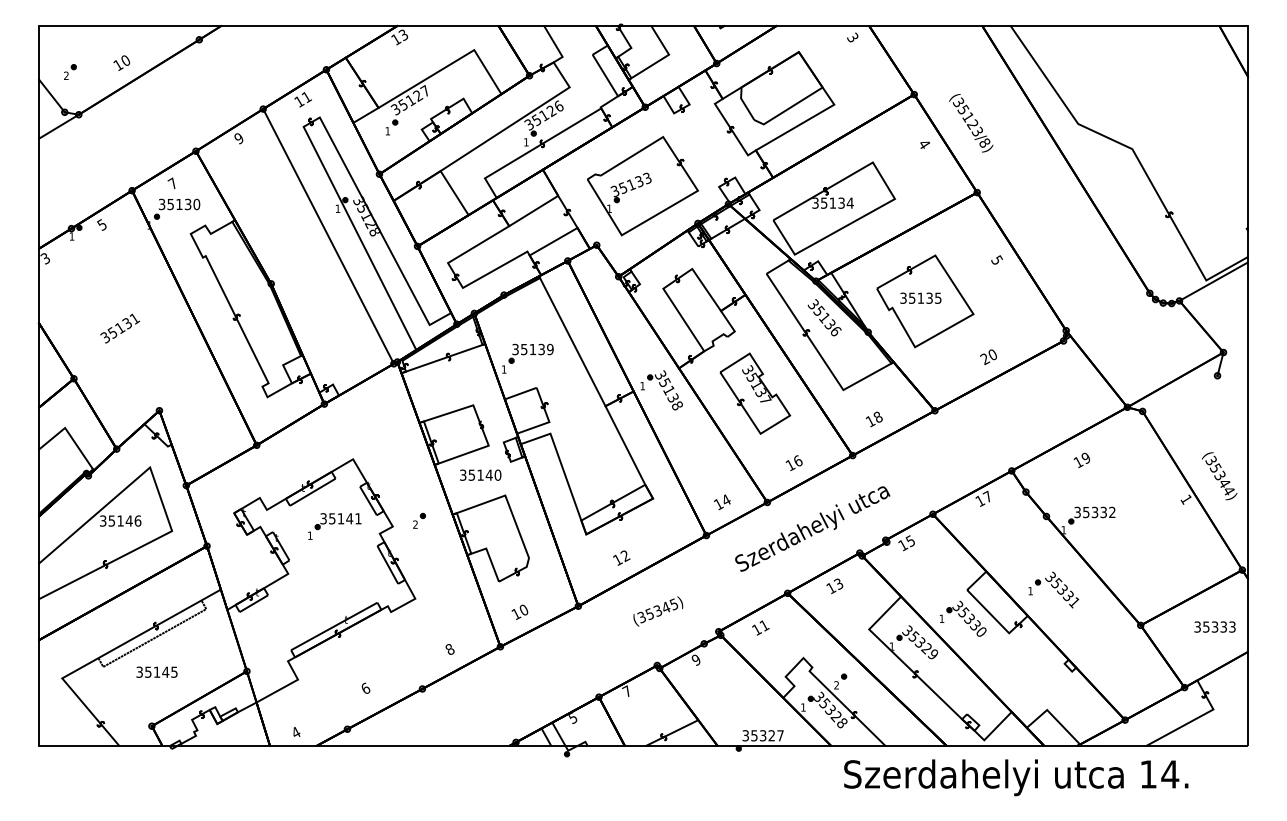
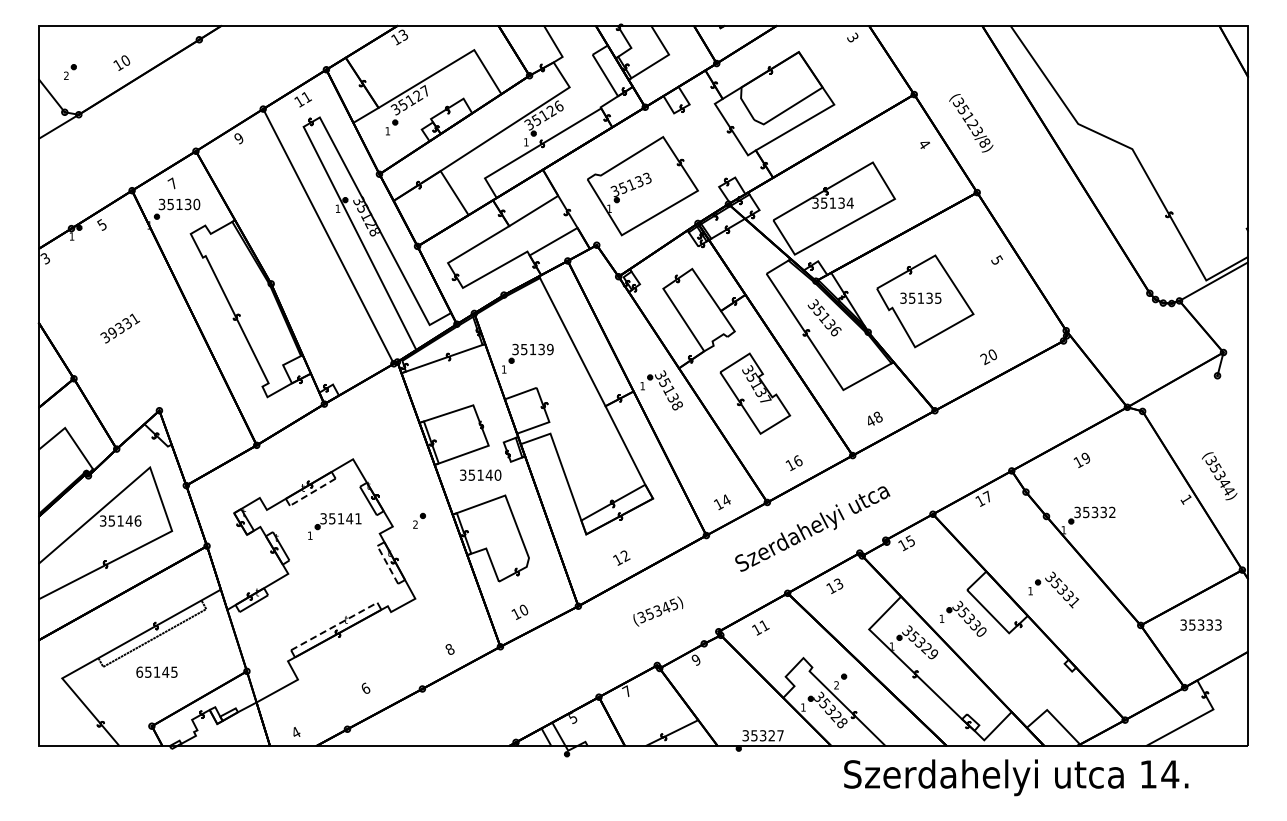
text: 35131 -> 39331 (116, 330)
text: 18 -> 48 (870, 421)
line: solid -> dashed (312, 492)
line: solid -> dashed (387, 564)
line: solid -> dashed (334, 626)
text position: (1214, 626) -> (1200, 624) (1200, 624)
text: 35145 -> 65145 (139, 671)
